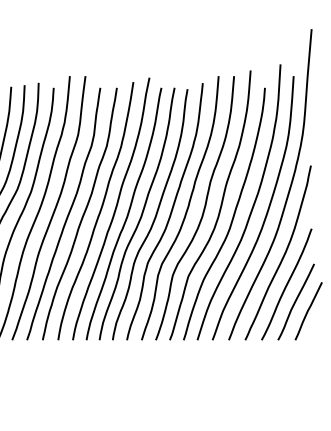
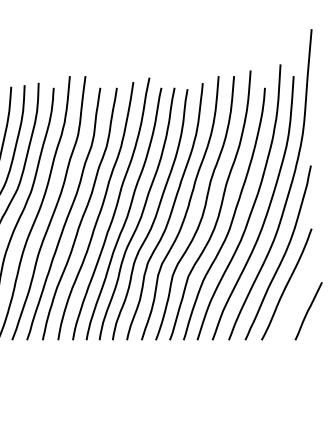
curve: present -> none (295, 301)
